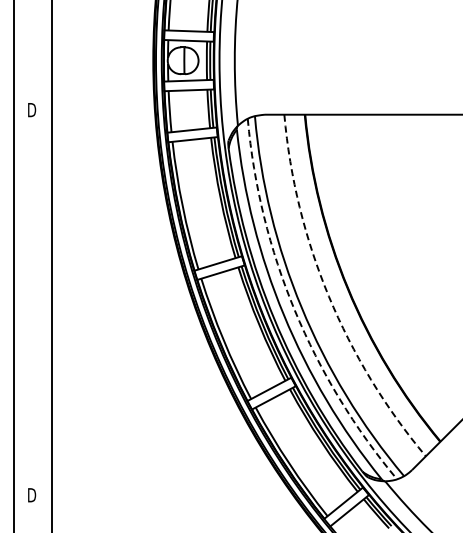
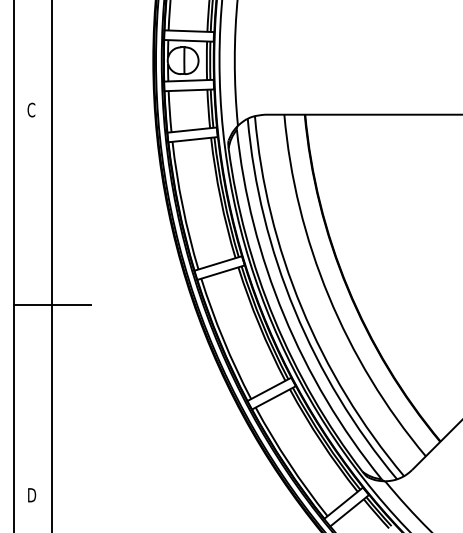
text: D -> C (31, 109)
arc: dashed -> solid (328, 296)
line: none -> present (51, 304)
arc: dashed -> solid (294, 310)
